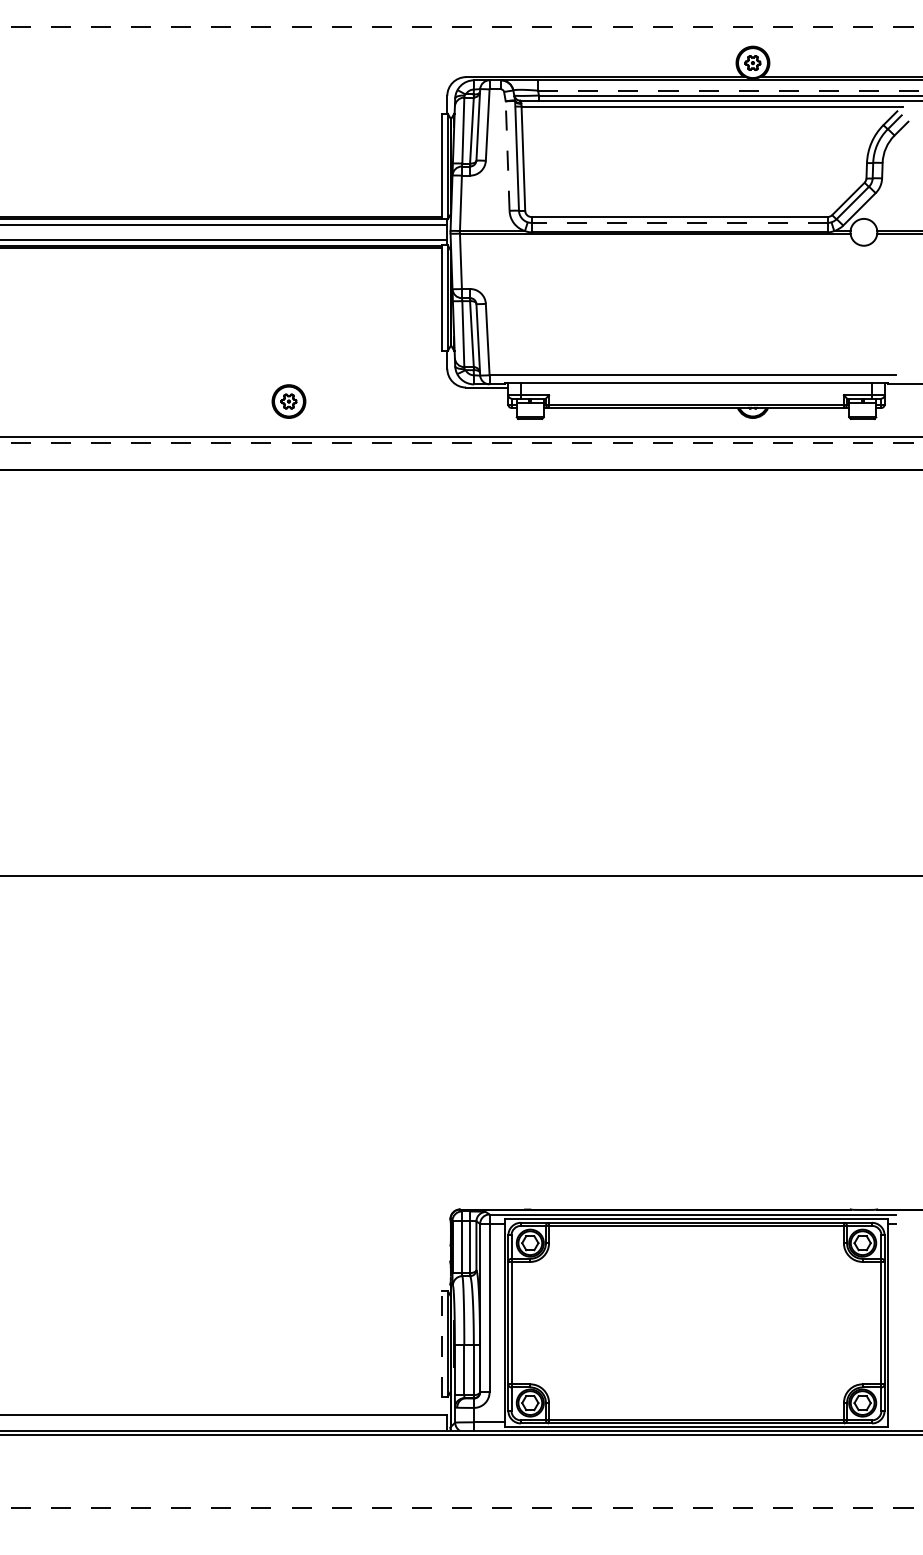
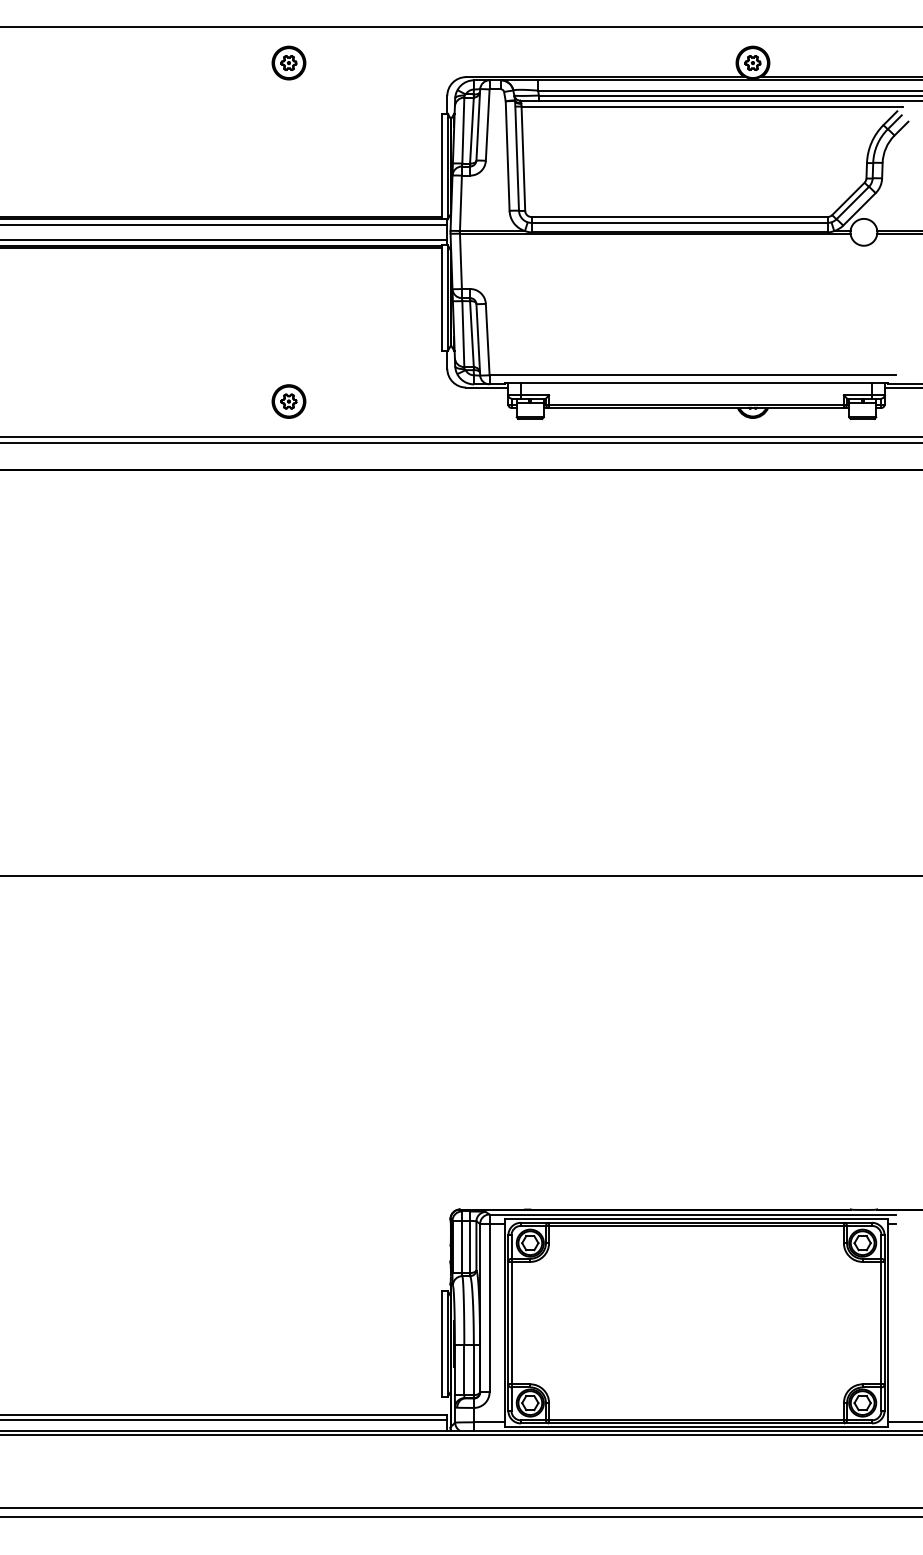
line: dashed -> solid (461, 27)
part: none -> present (288, 62)
line: dashed -> solid (730, 90)
line: dashed -> solid (507, 156)
line: dashed -> solid (679, 222)
line: none -> present (901, 387)
line: dashed -> solid (461, 443)
line: dashed -> solid (441, 1343)
line: none -> present (224, 1420)
line: none -> present (903, 1422)
line: dashed -> solid (461, 1508)
line: none -> present (460, 1516)
